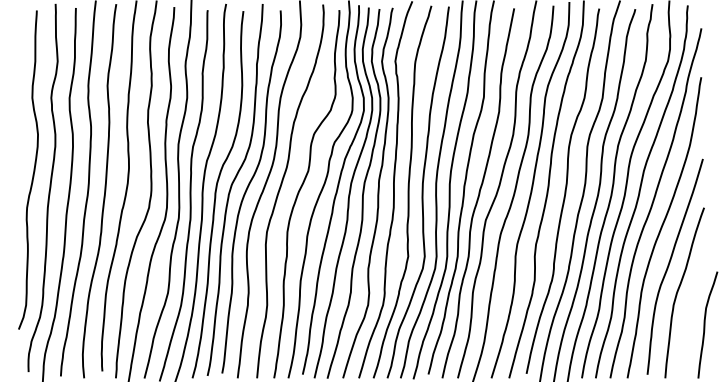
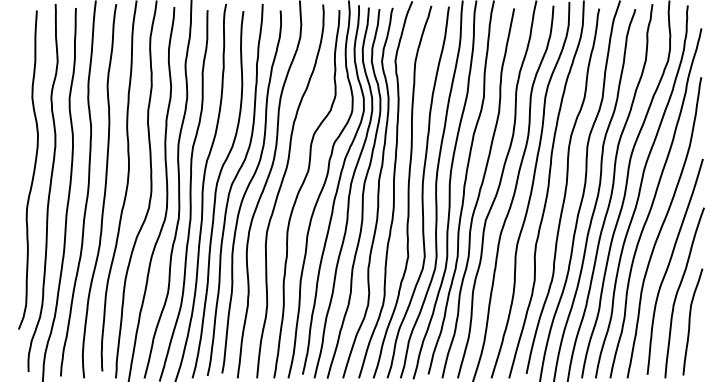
curve position: (705, 324) -> (690, 321) (690, 321)
